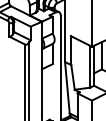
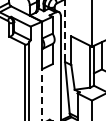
line: solid -> dashed (65, 31)
line: solid -> dashed (42, 94)
